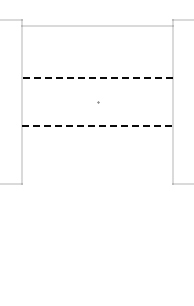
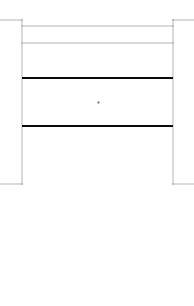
line: none -> present (97, 43)
line: dashed -> solid (97, 78)
line: dashed -> solid (98, 125)
